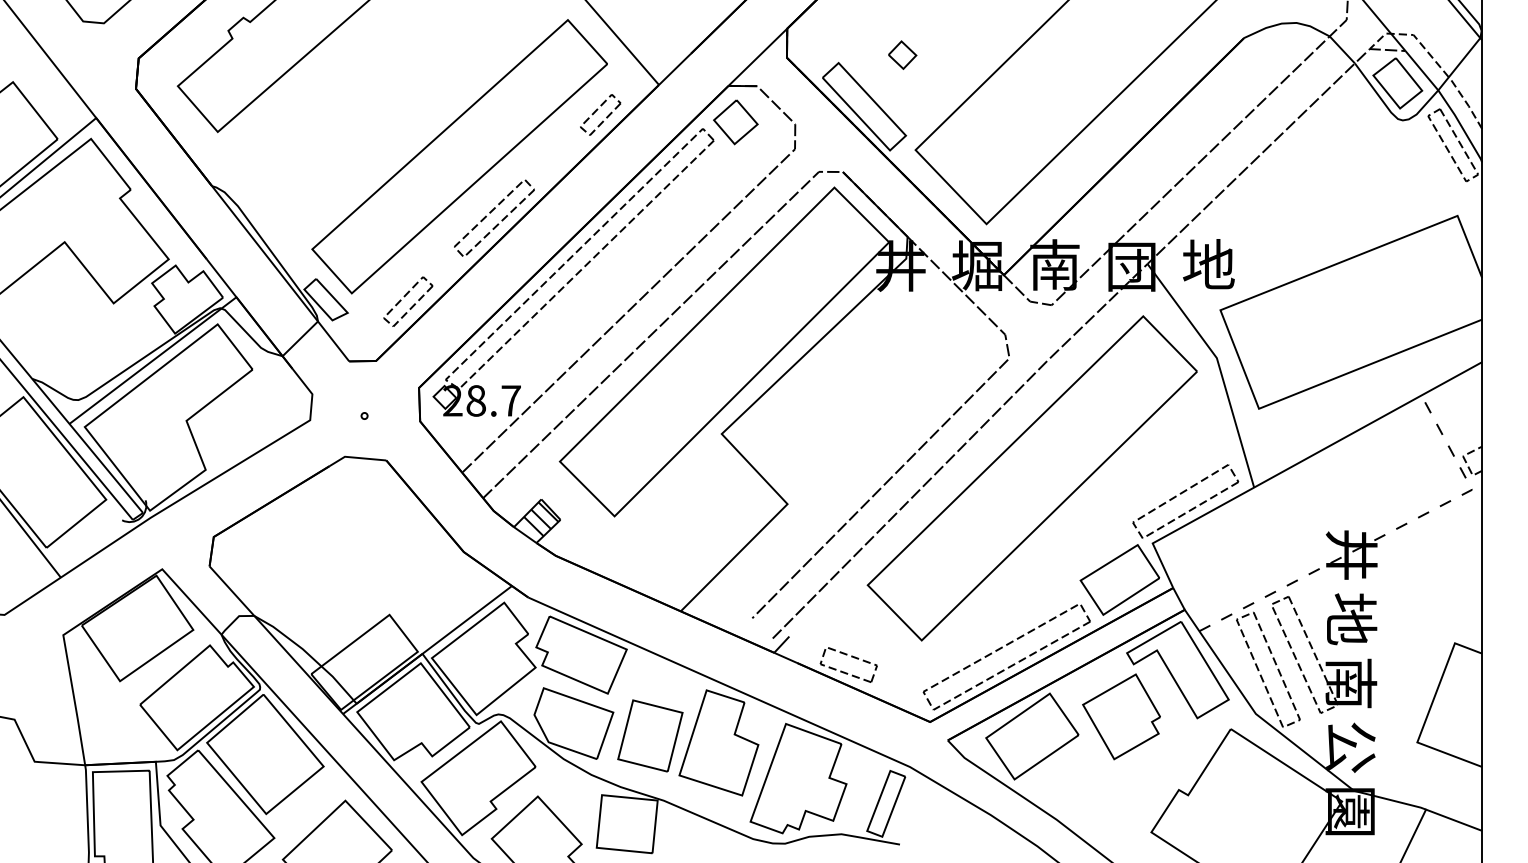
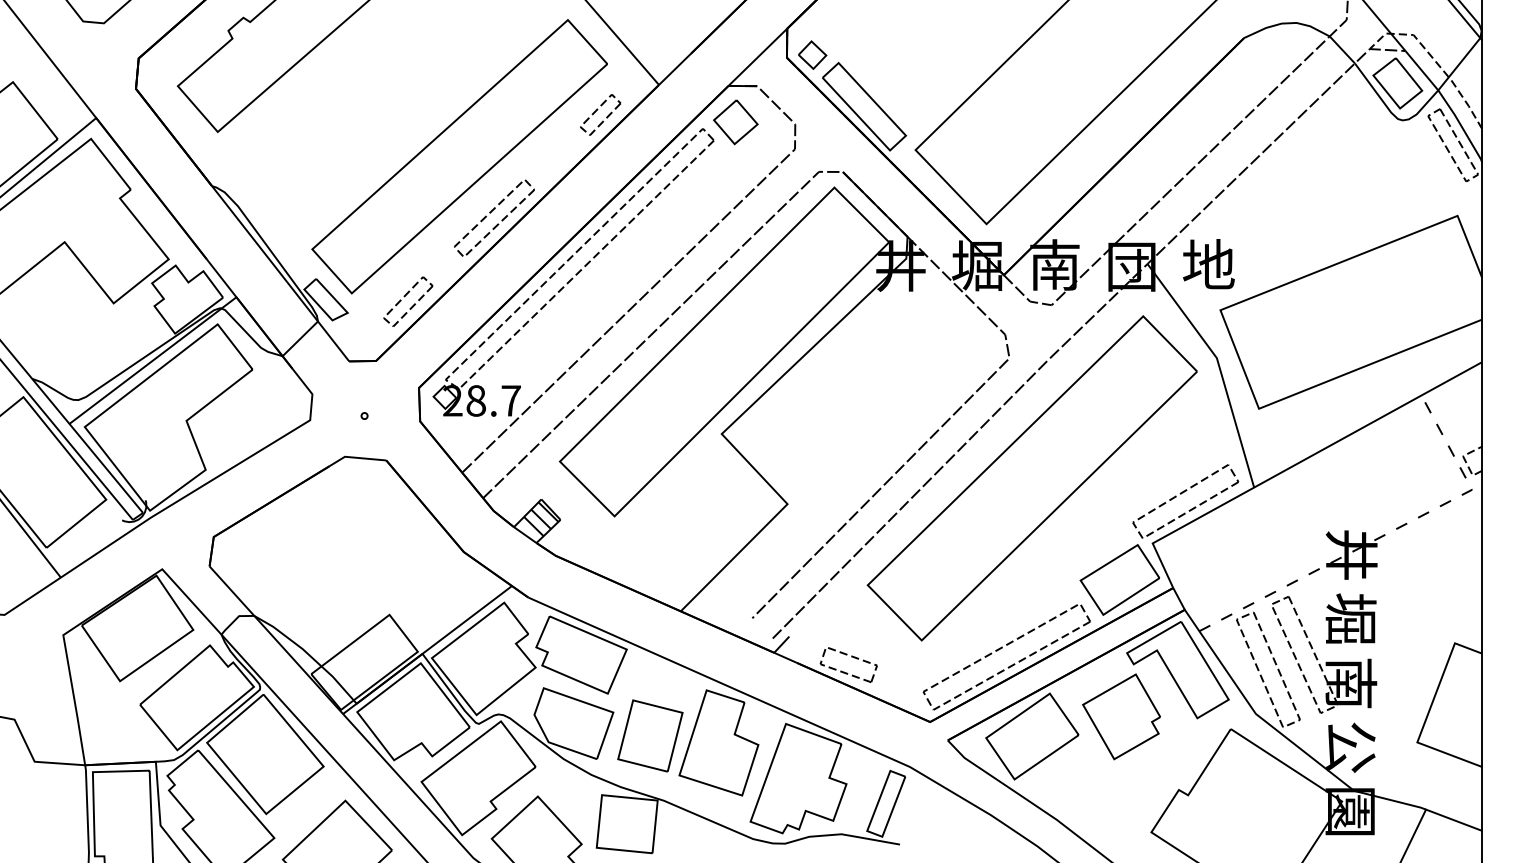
part position: (902, 54) -> (812, 54) (812, 54)
text: 地 -> 堀 (1351, 619)
